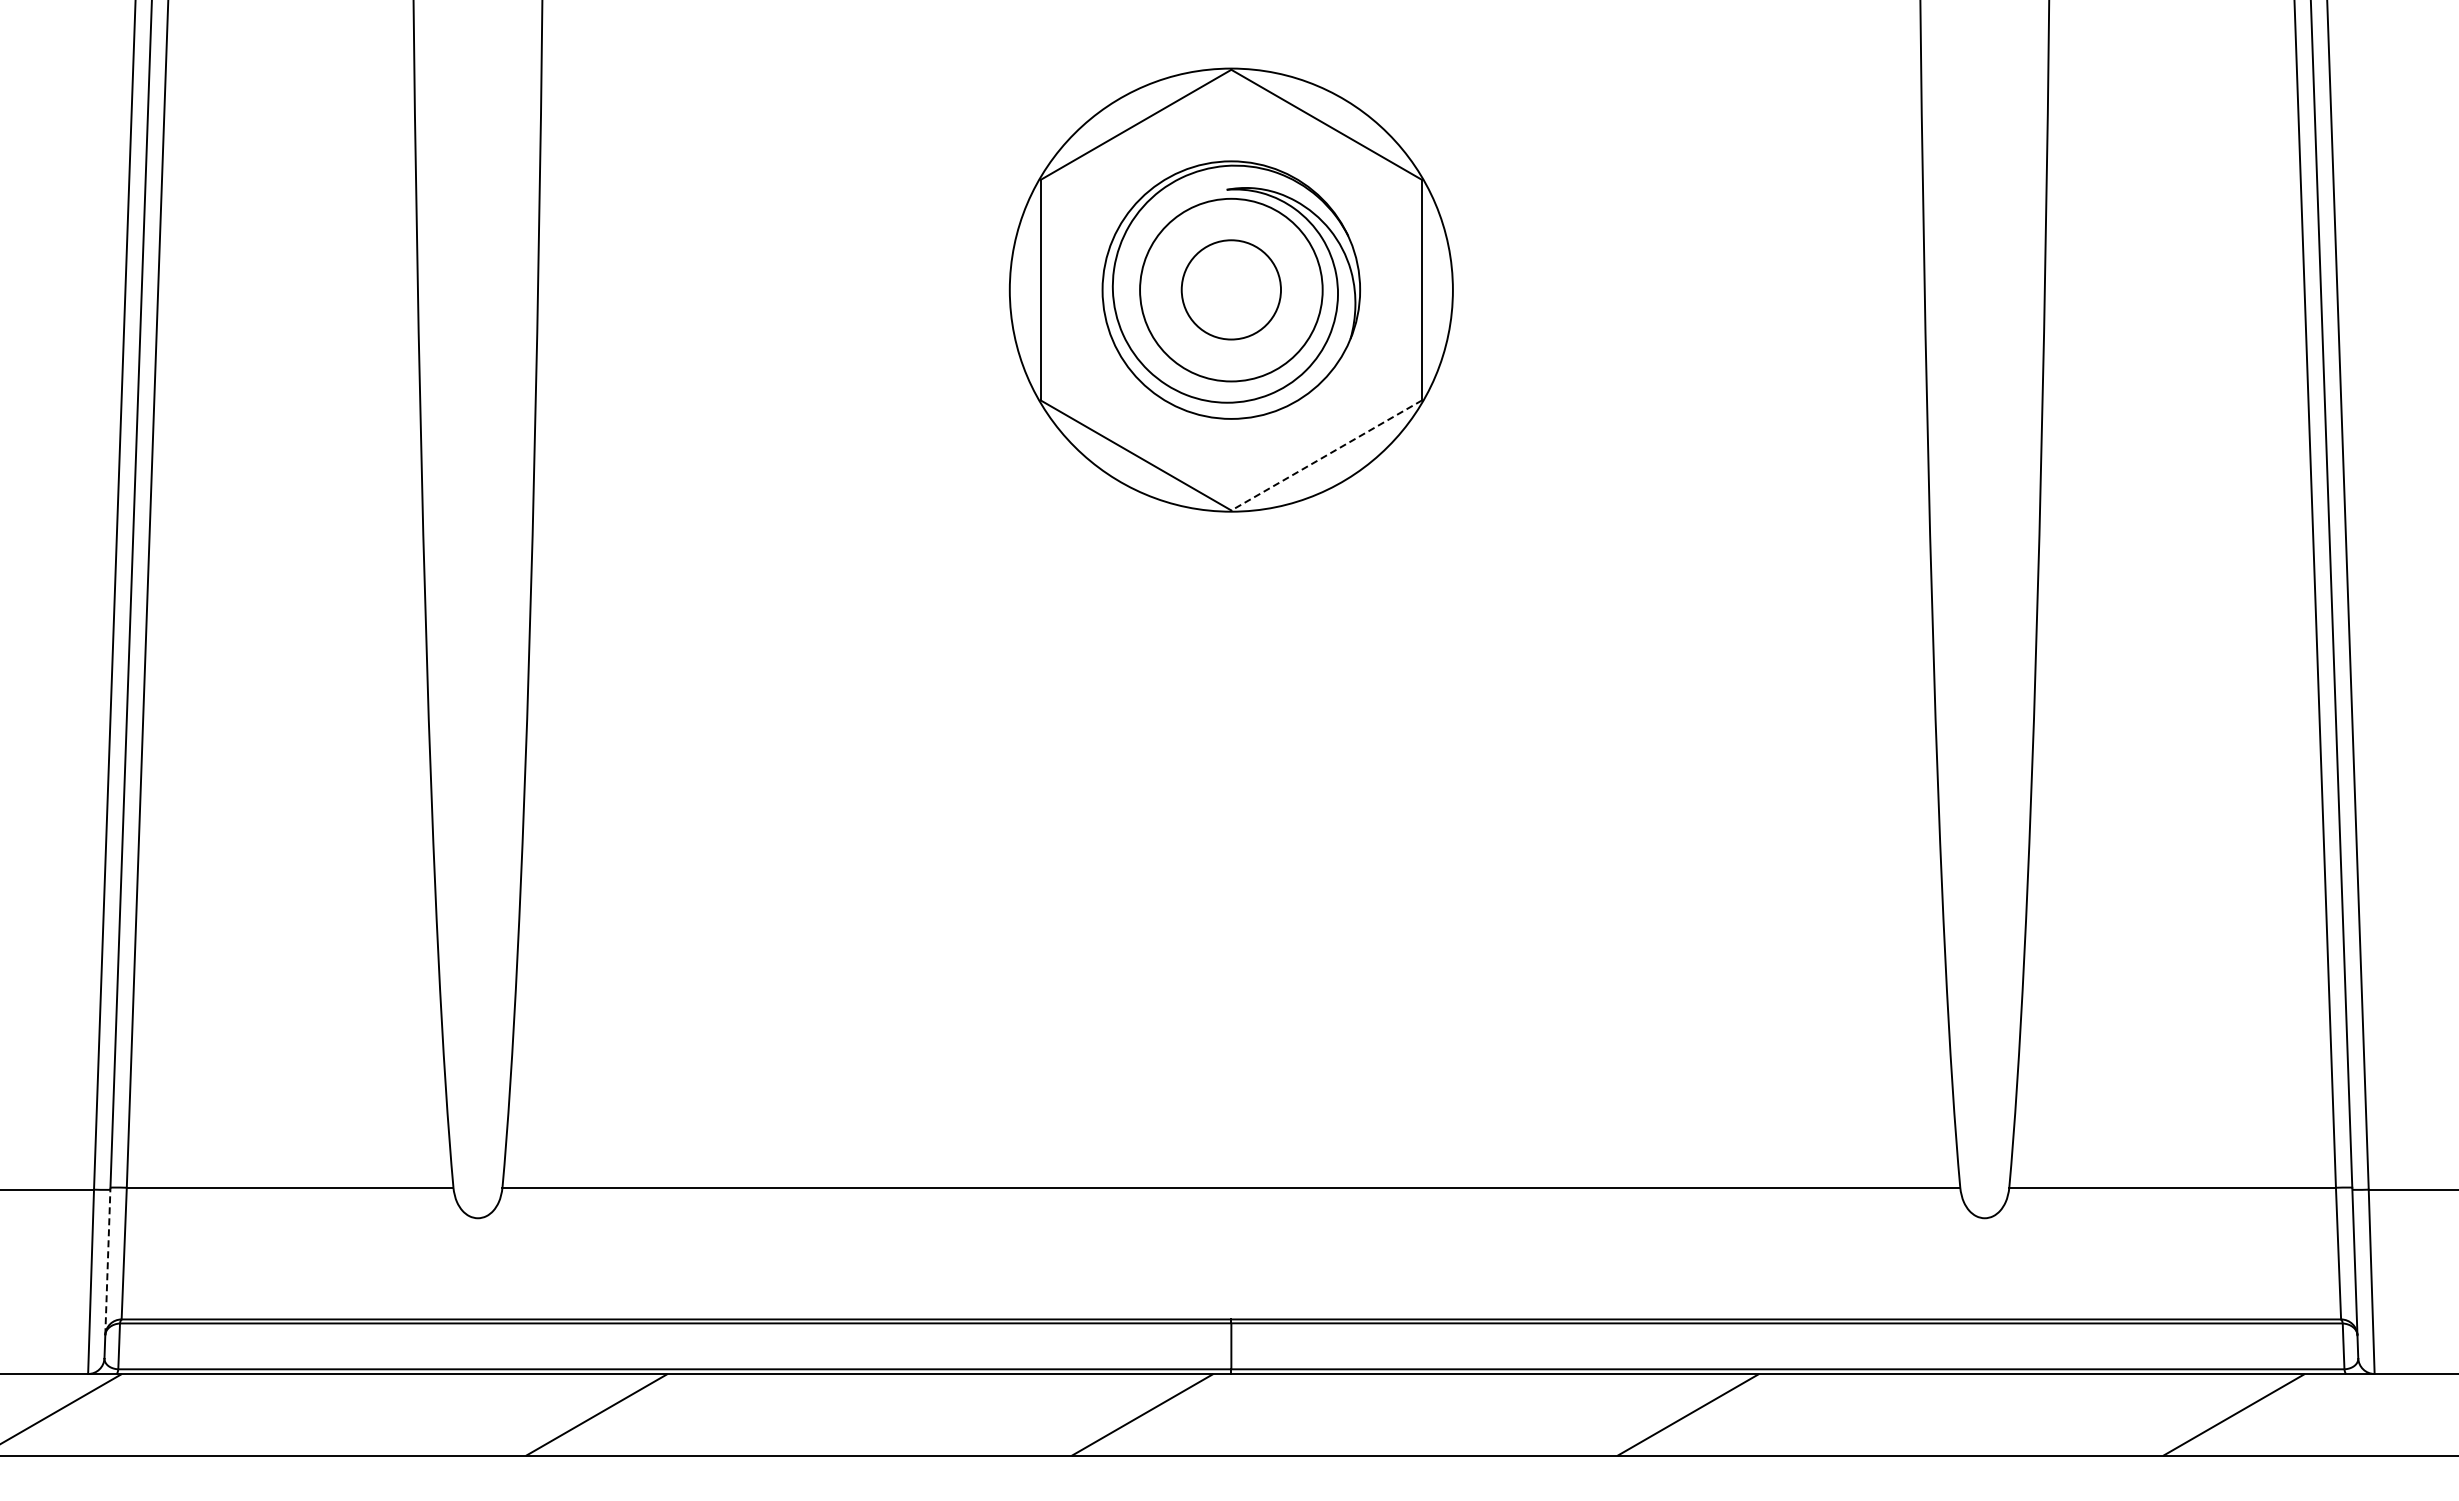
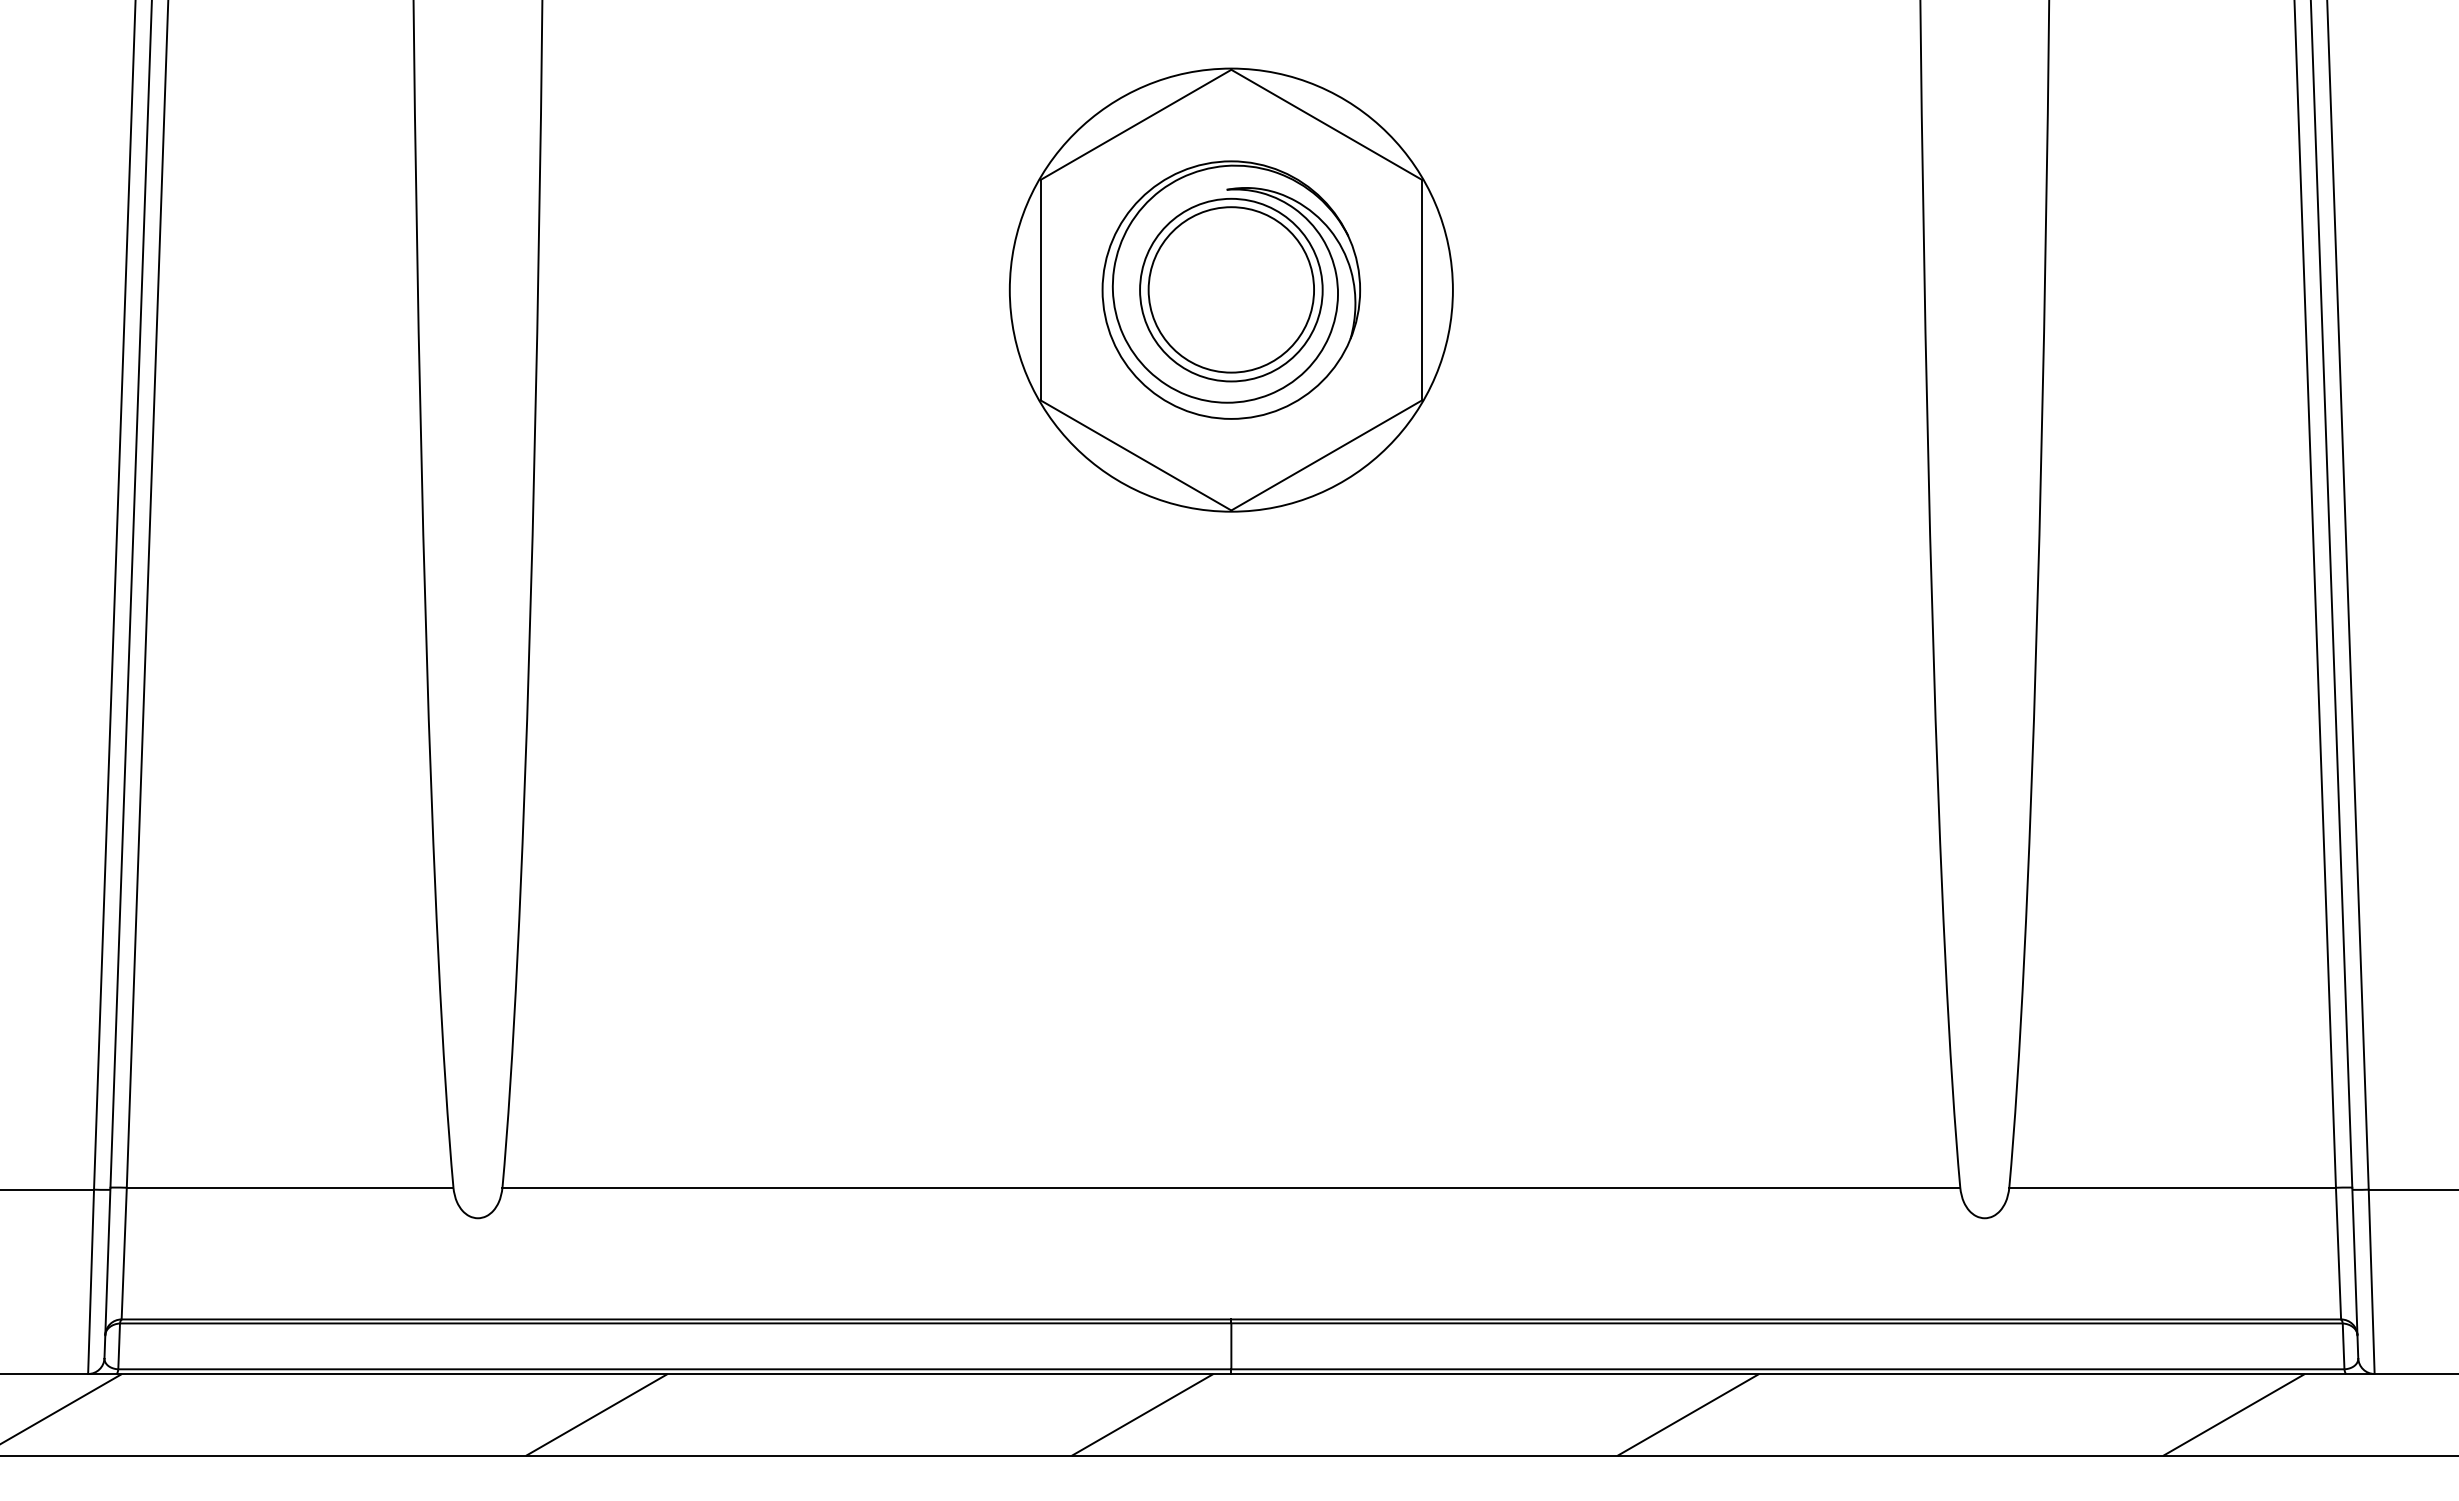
circle diameter: 99 px -> 165 px (1231, 289)
line: dashed -> solid (1326, 455)
line: dashed -> solid (107, 1261)
